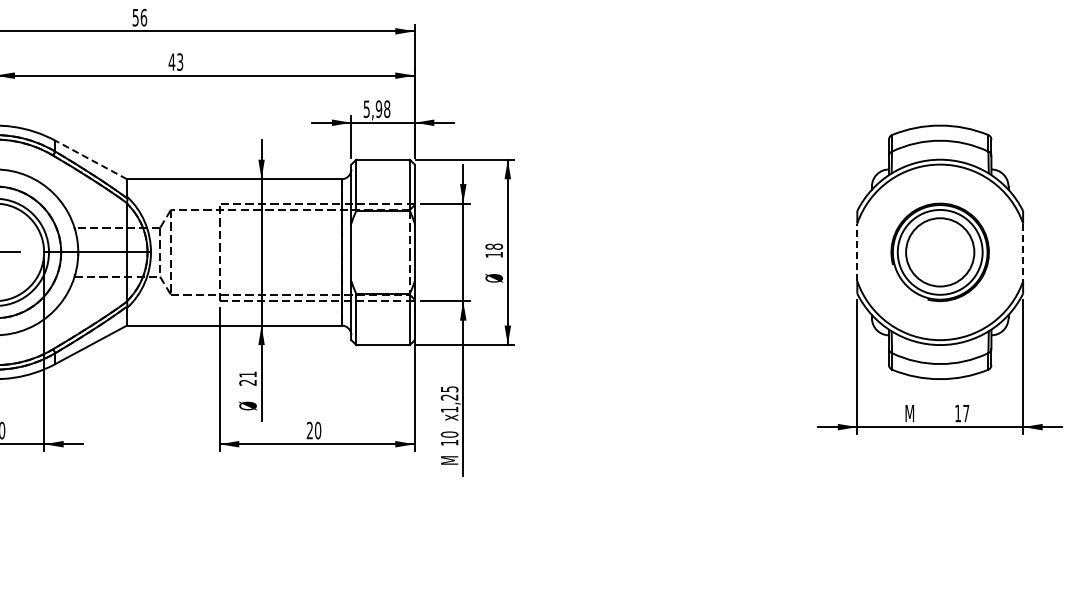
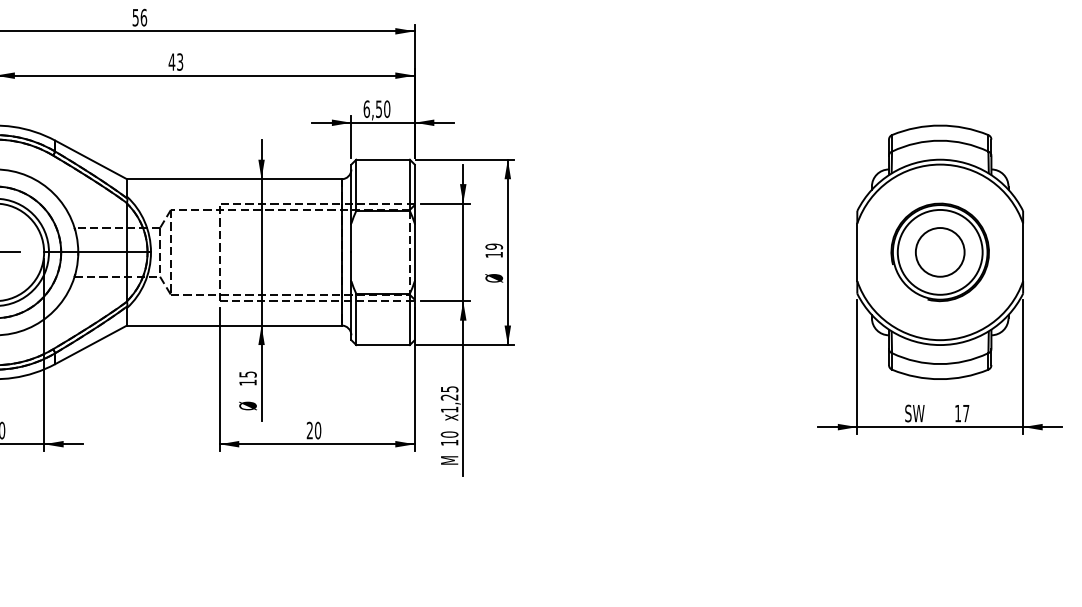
text: 5,98 -> 6,50 (376, 108)
line: dashed -> solid (91, 159)
text: 18 -> 19 (494, 246)
line: dashed -> solid (857, 252)
circle diameter: 68 px -> 49 px (939, 252)
line: dashed -> solid (1023, 252)
text: 21 -> 15 (247, 378)
text: M -> SW (914, 413)
